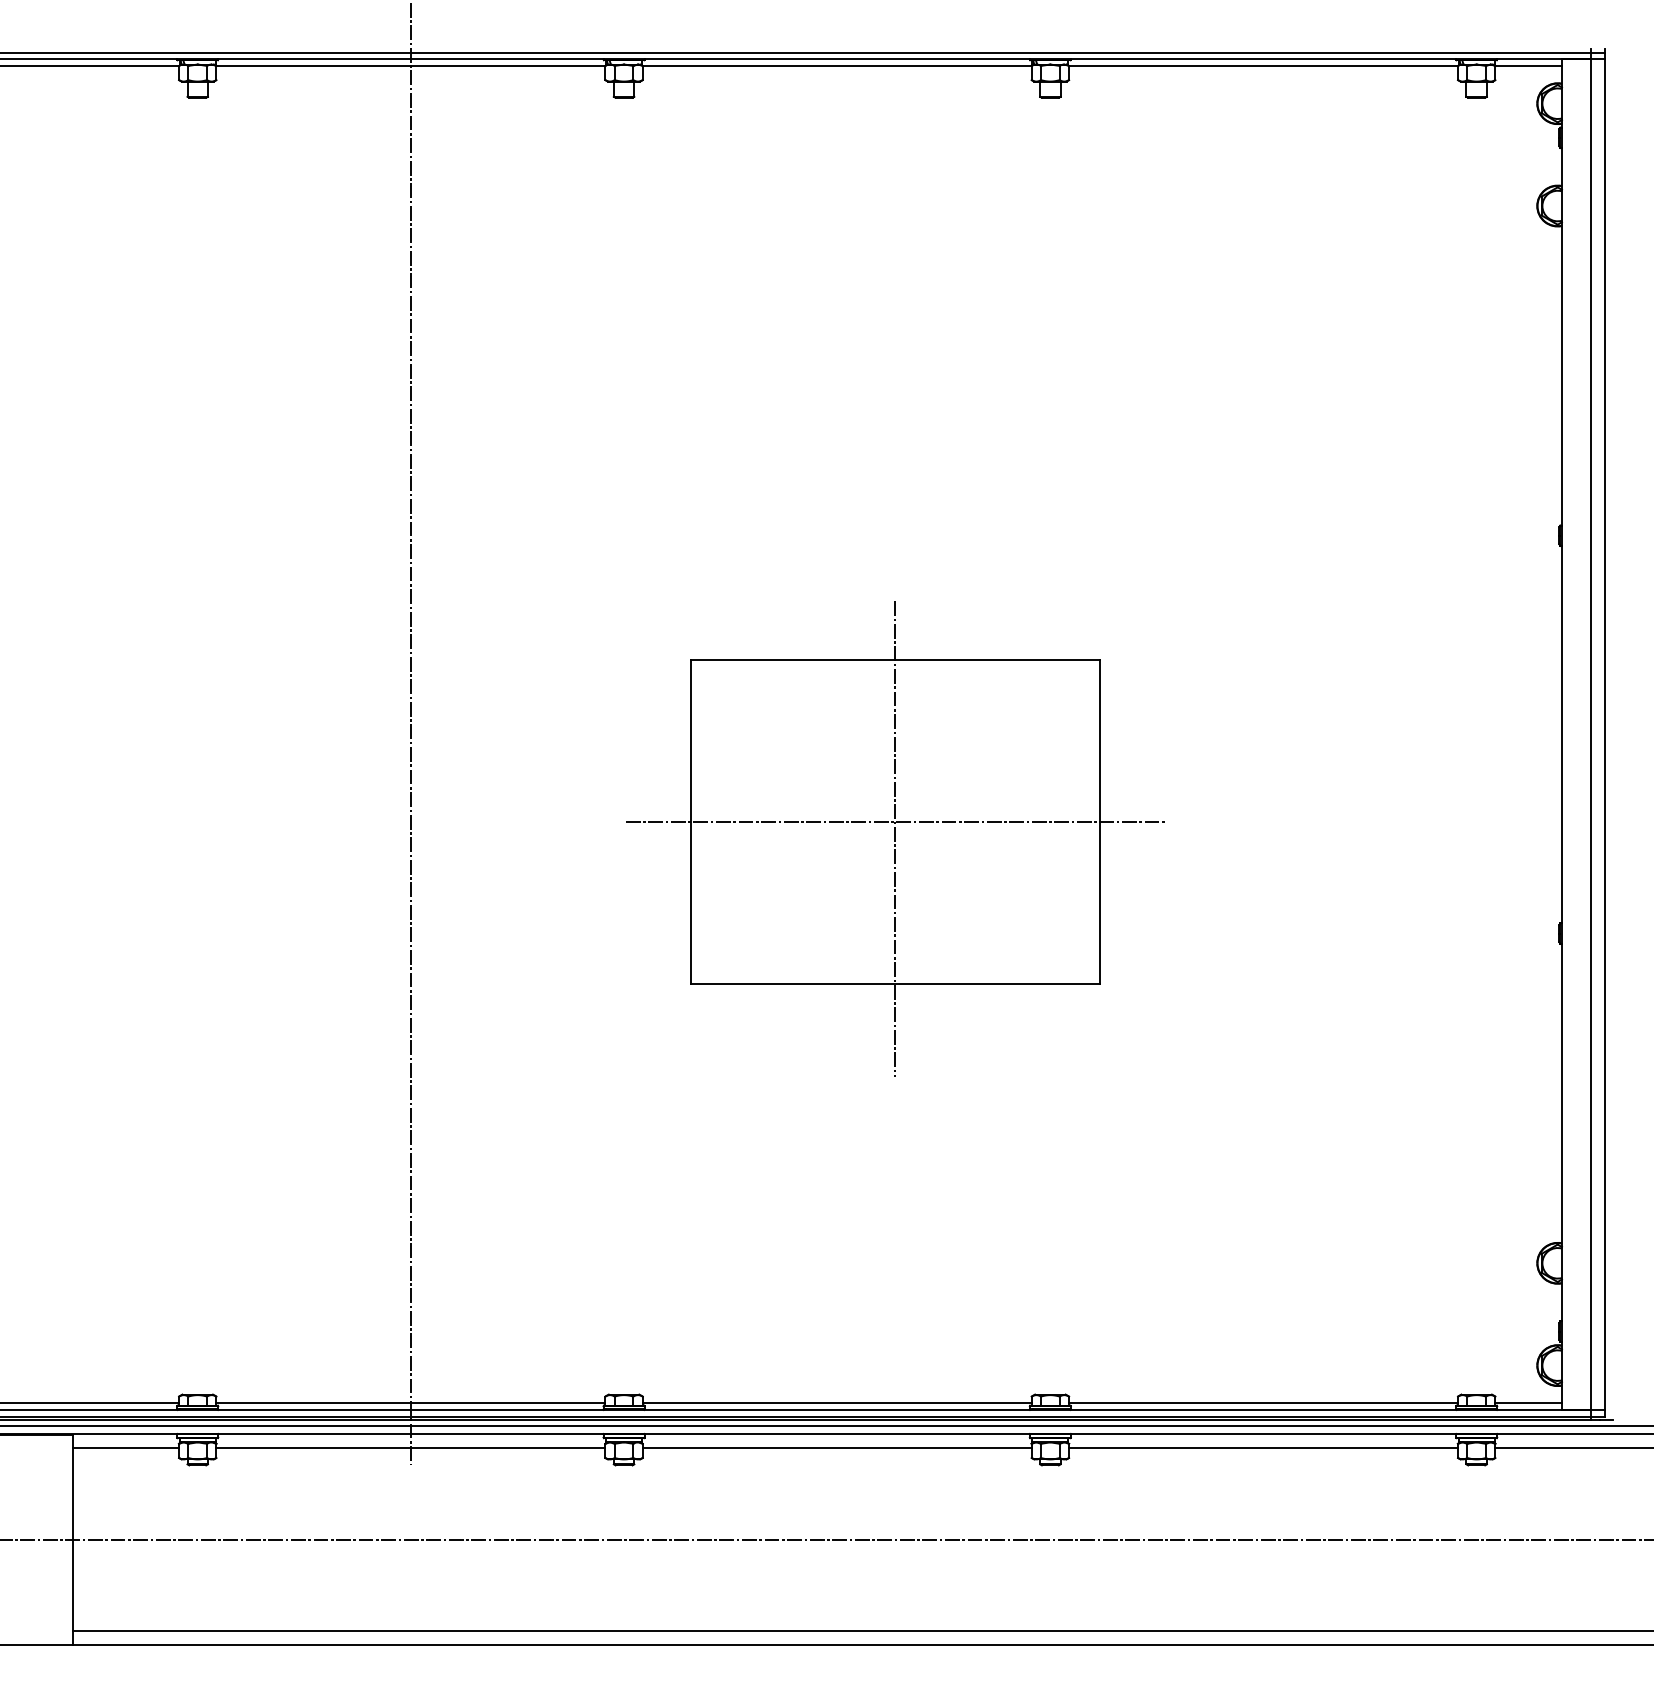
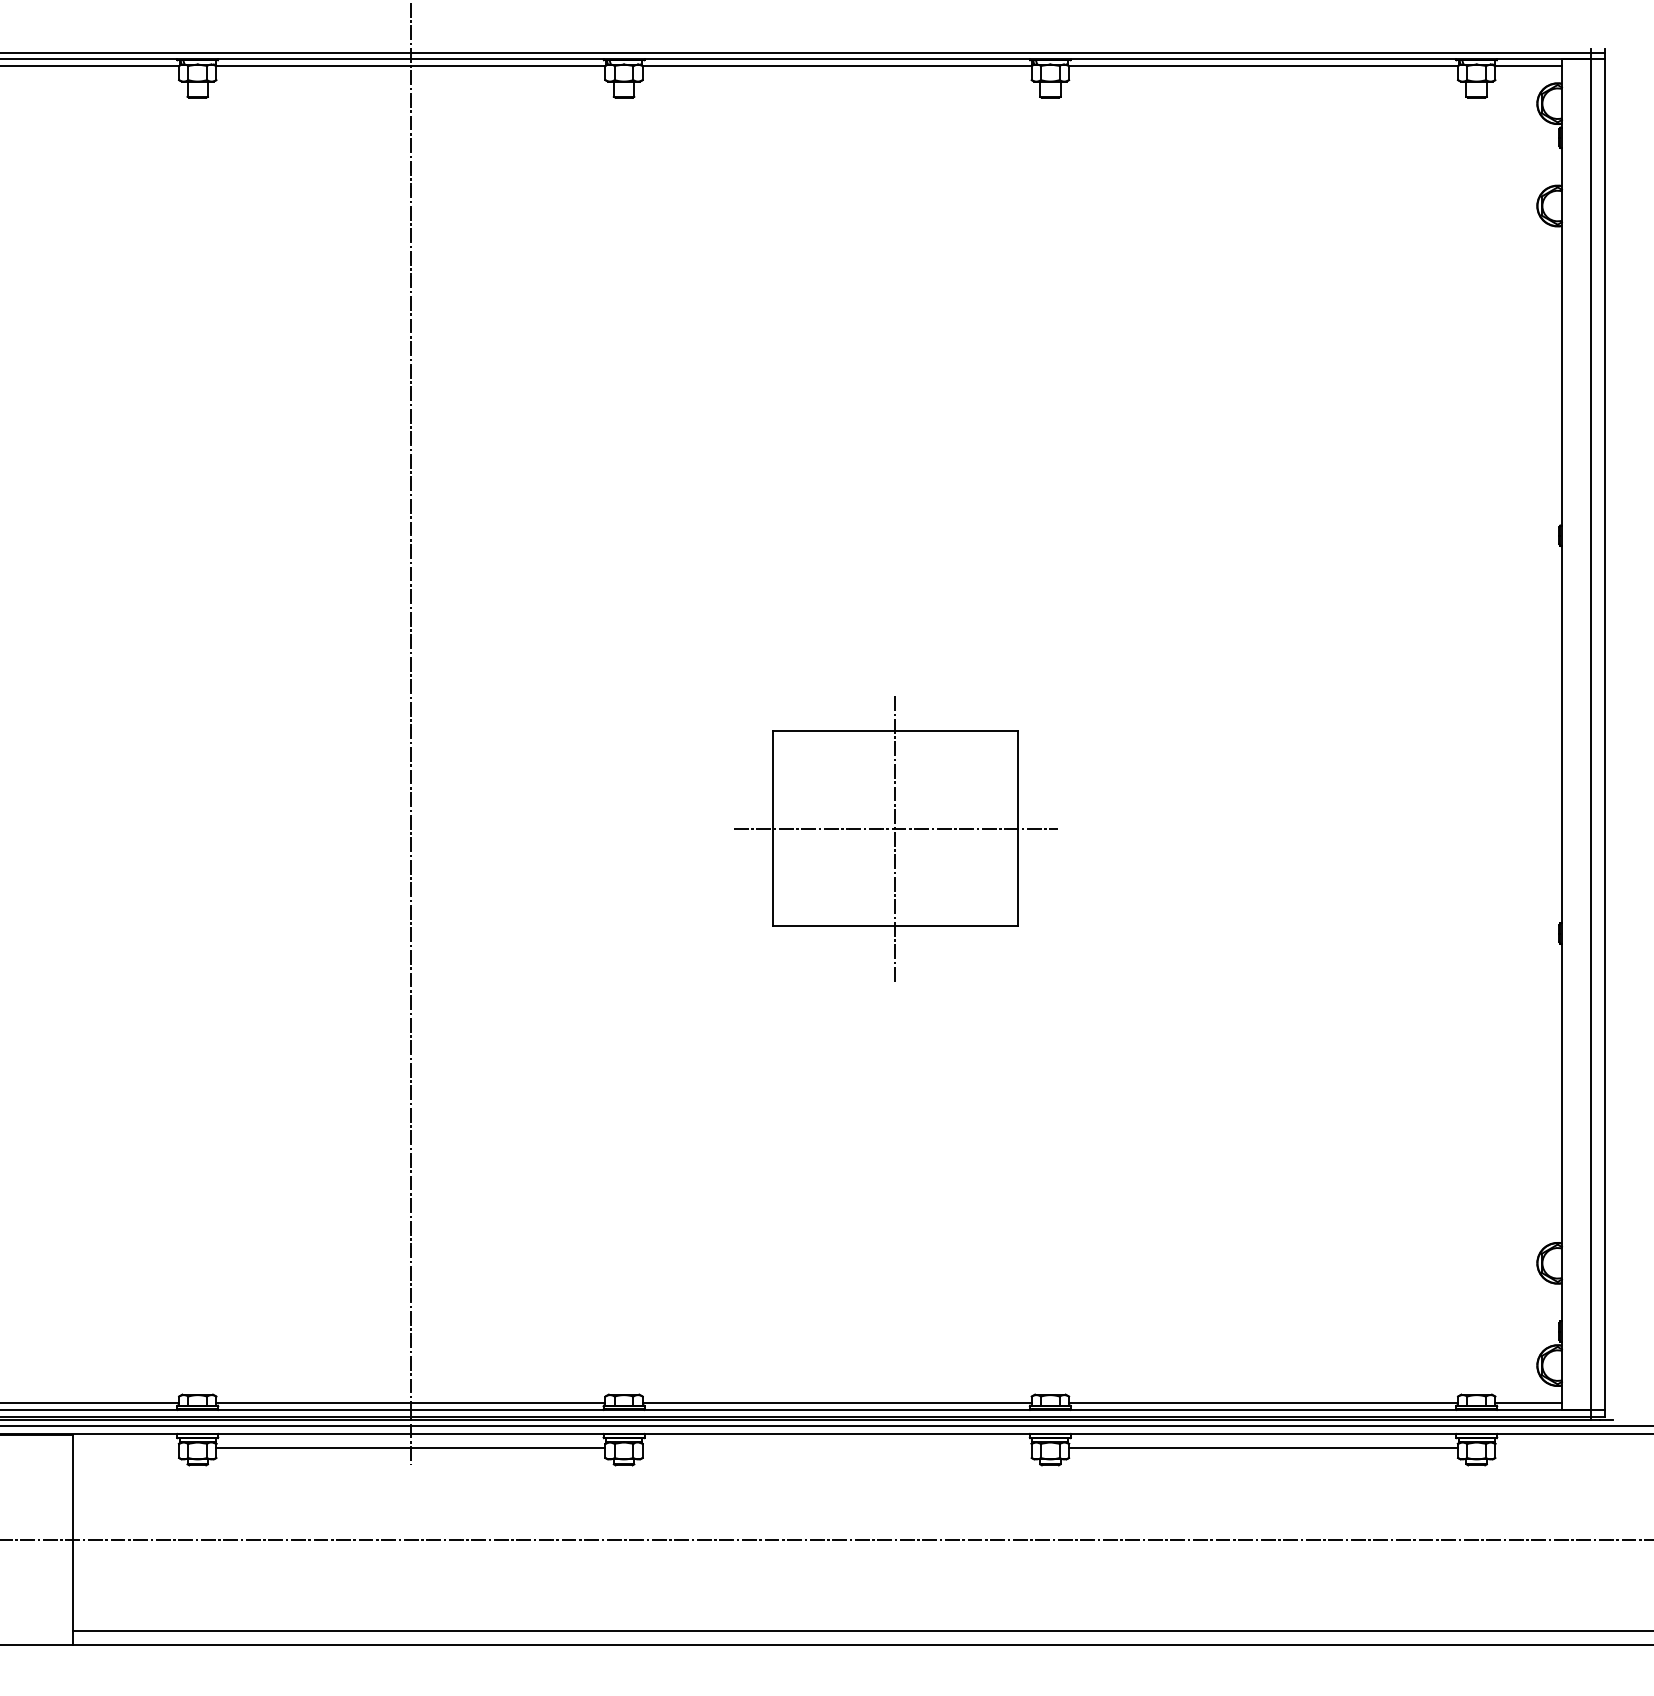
part size: 539x476 px -> 324x286 px (895, 838)
line: present -> none (126, 1447)
line: present -> none (836, 1447)
line: present -> none (1572, 1447)
